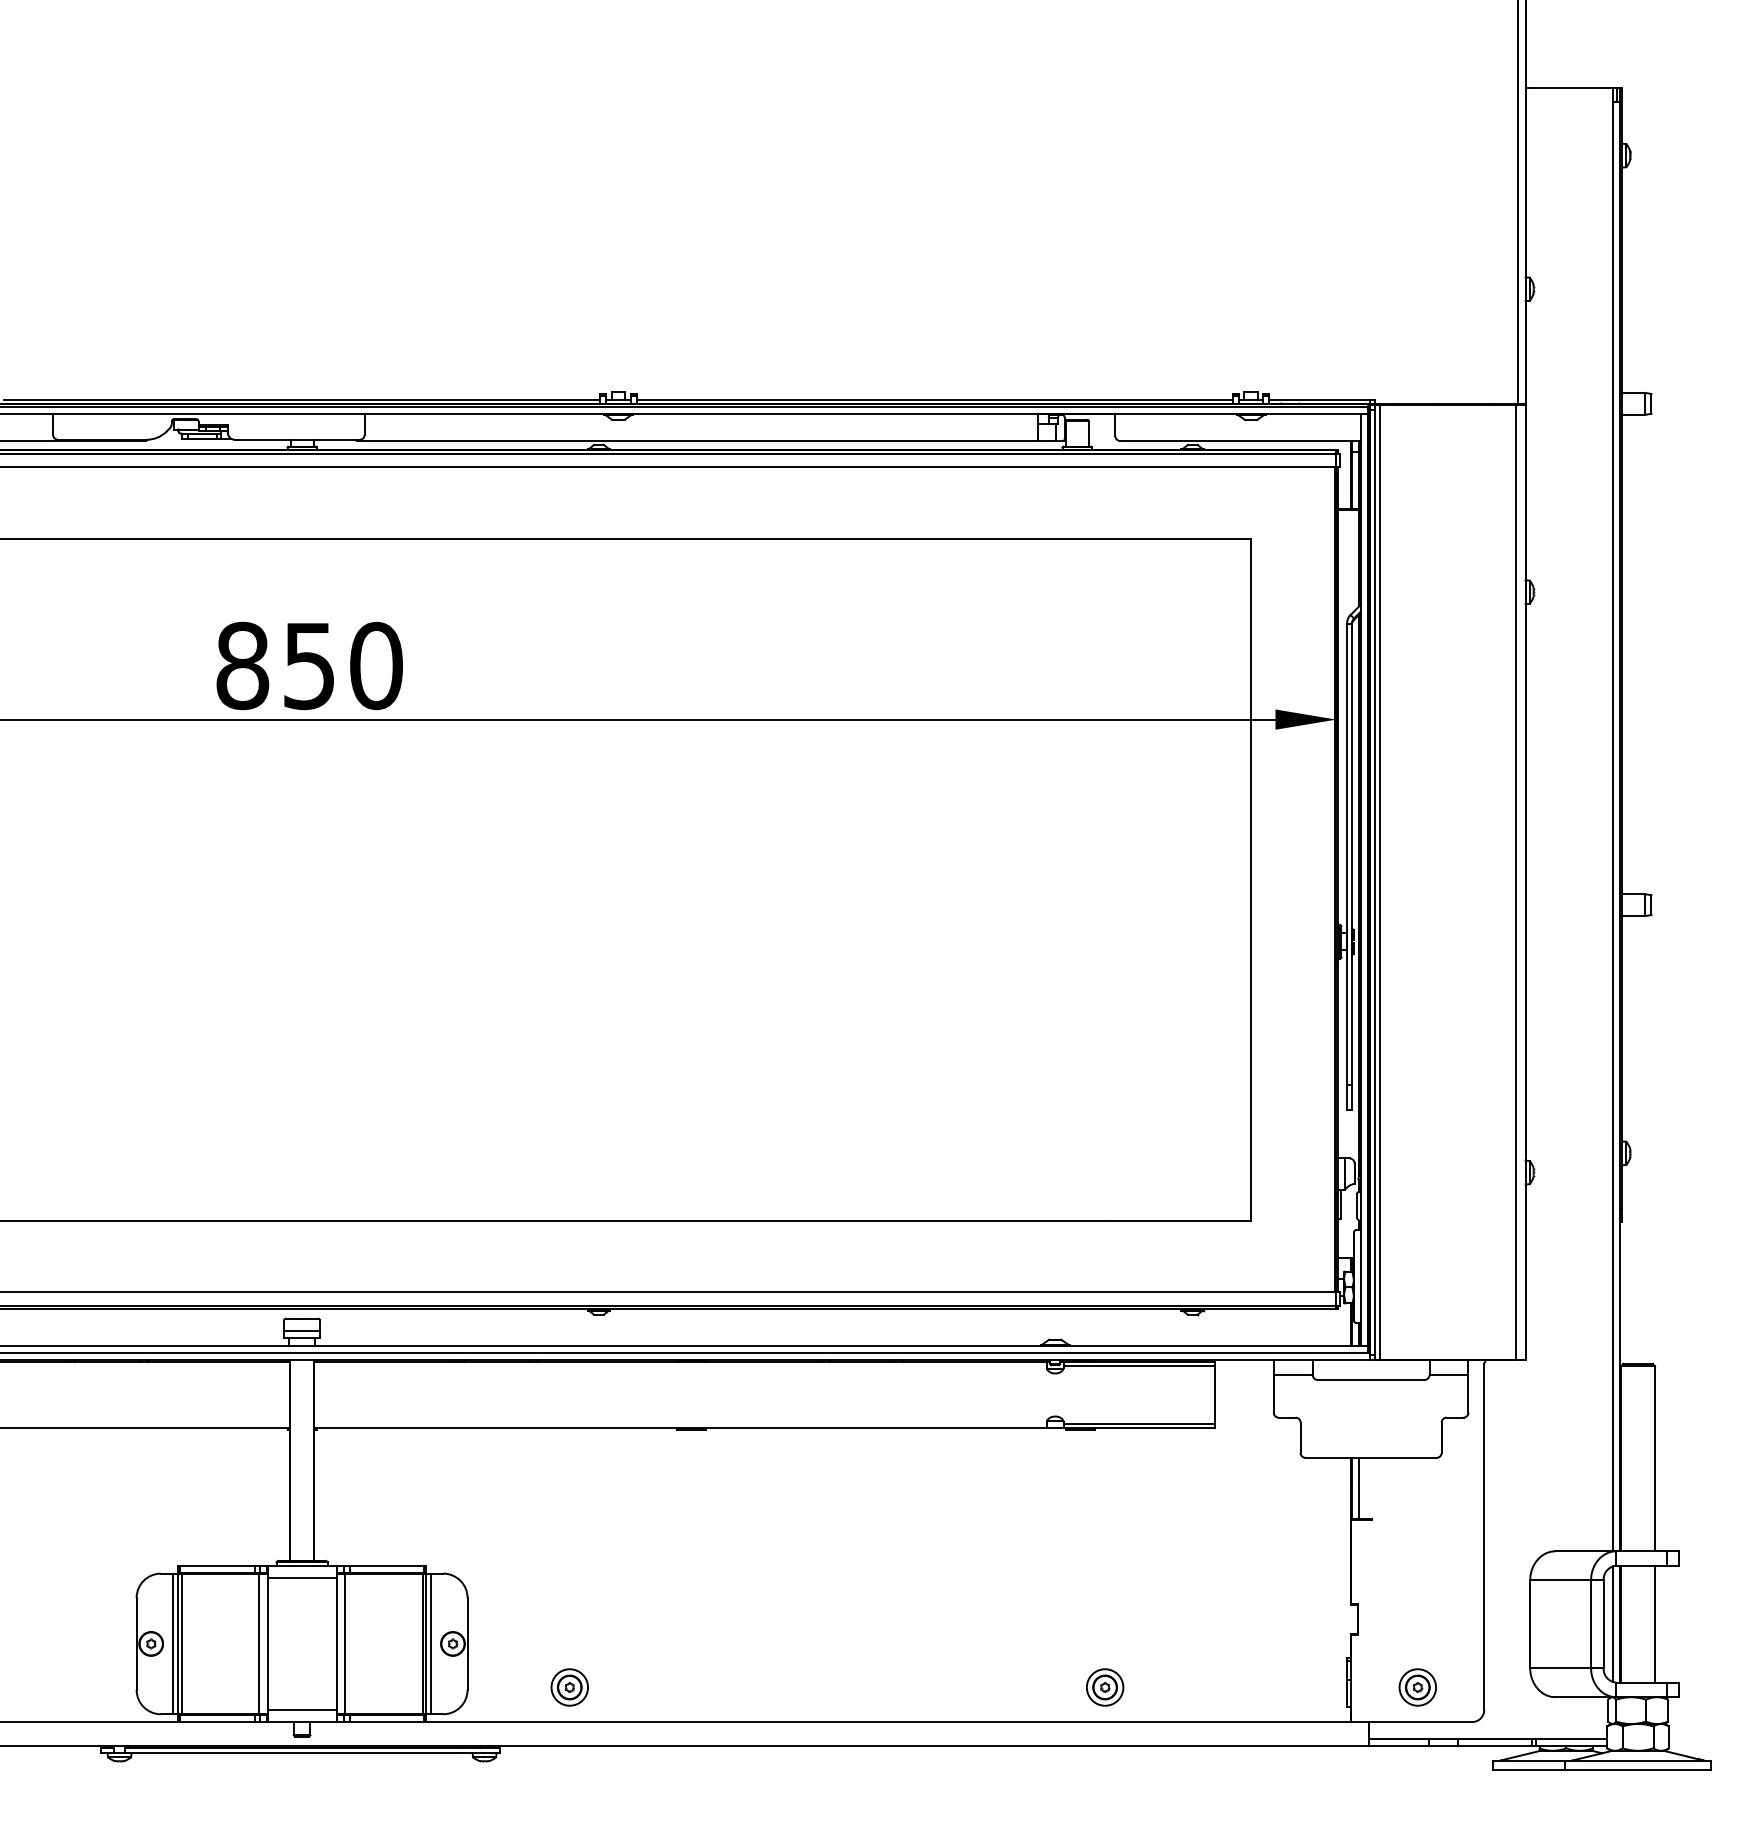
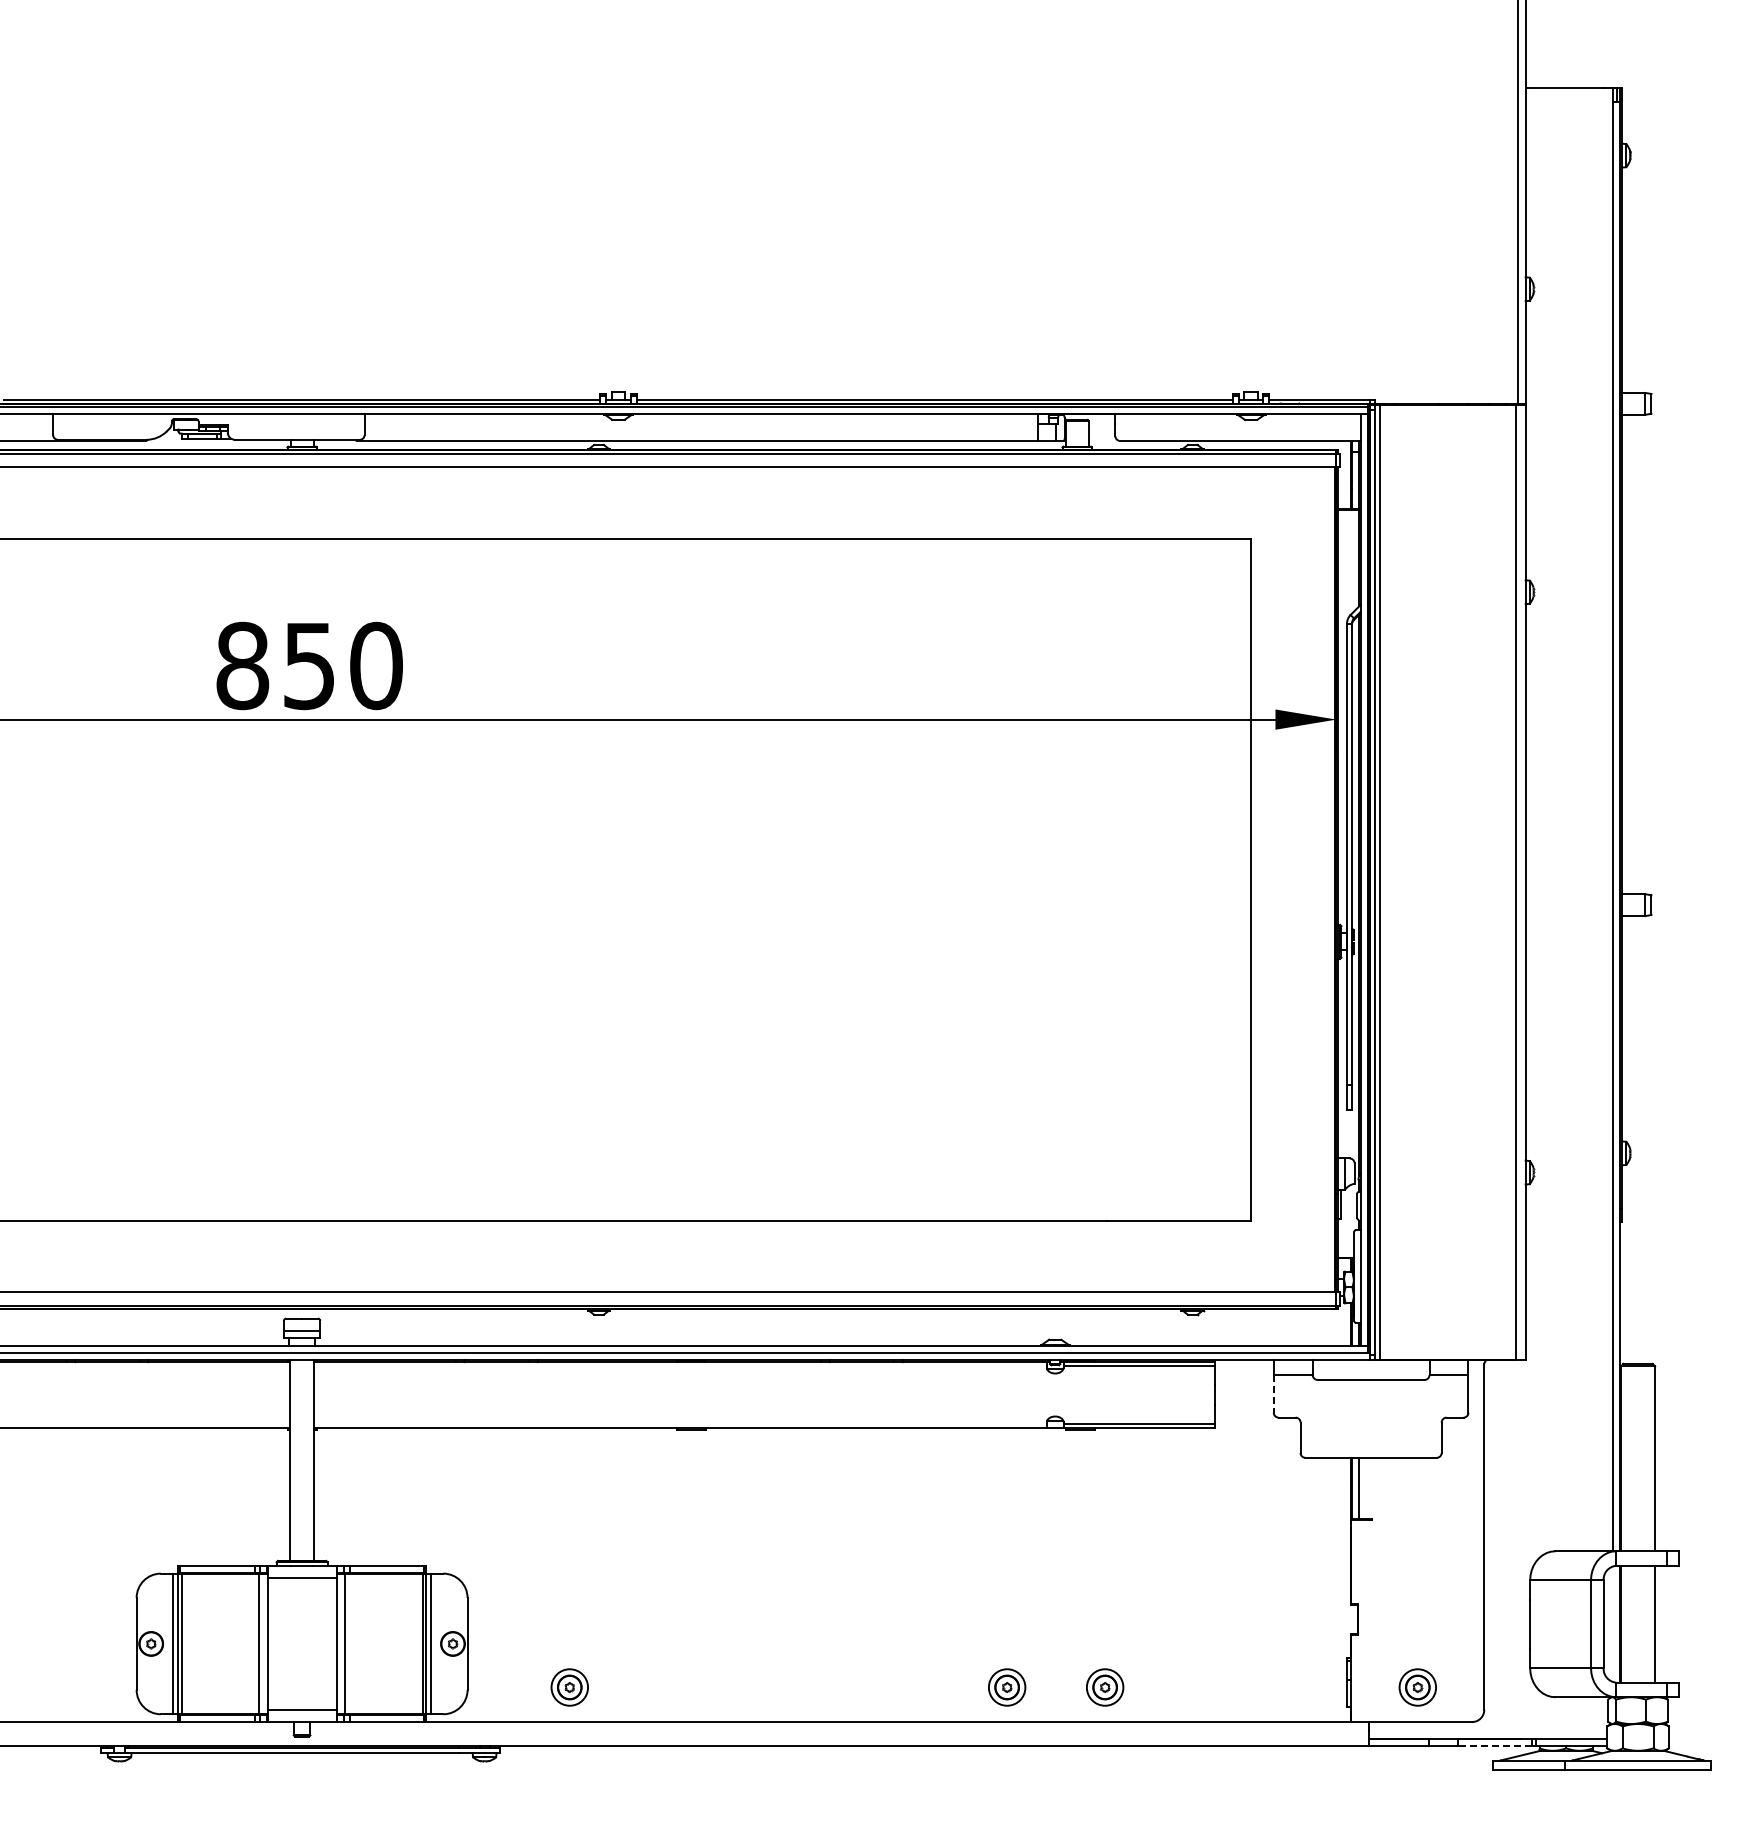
line: solid -> dashed (1273, 1393)
line: present -> none (1612, 1623)
part: none -> present (1007, 1687)
line: solid -> dashed (1494, 1745)
